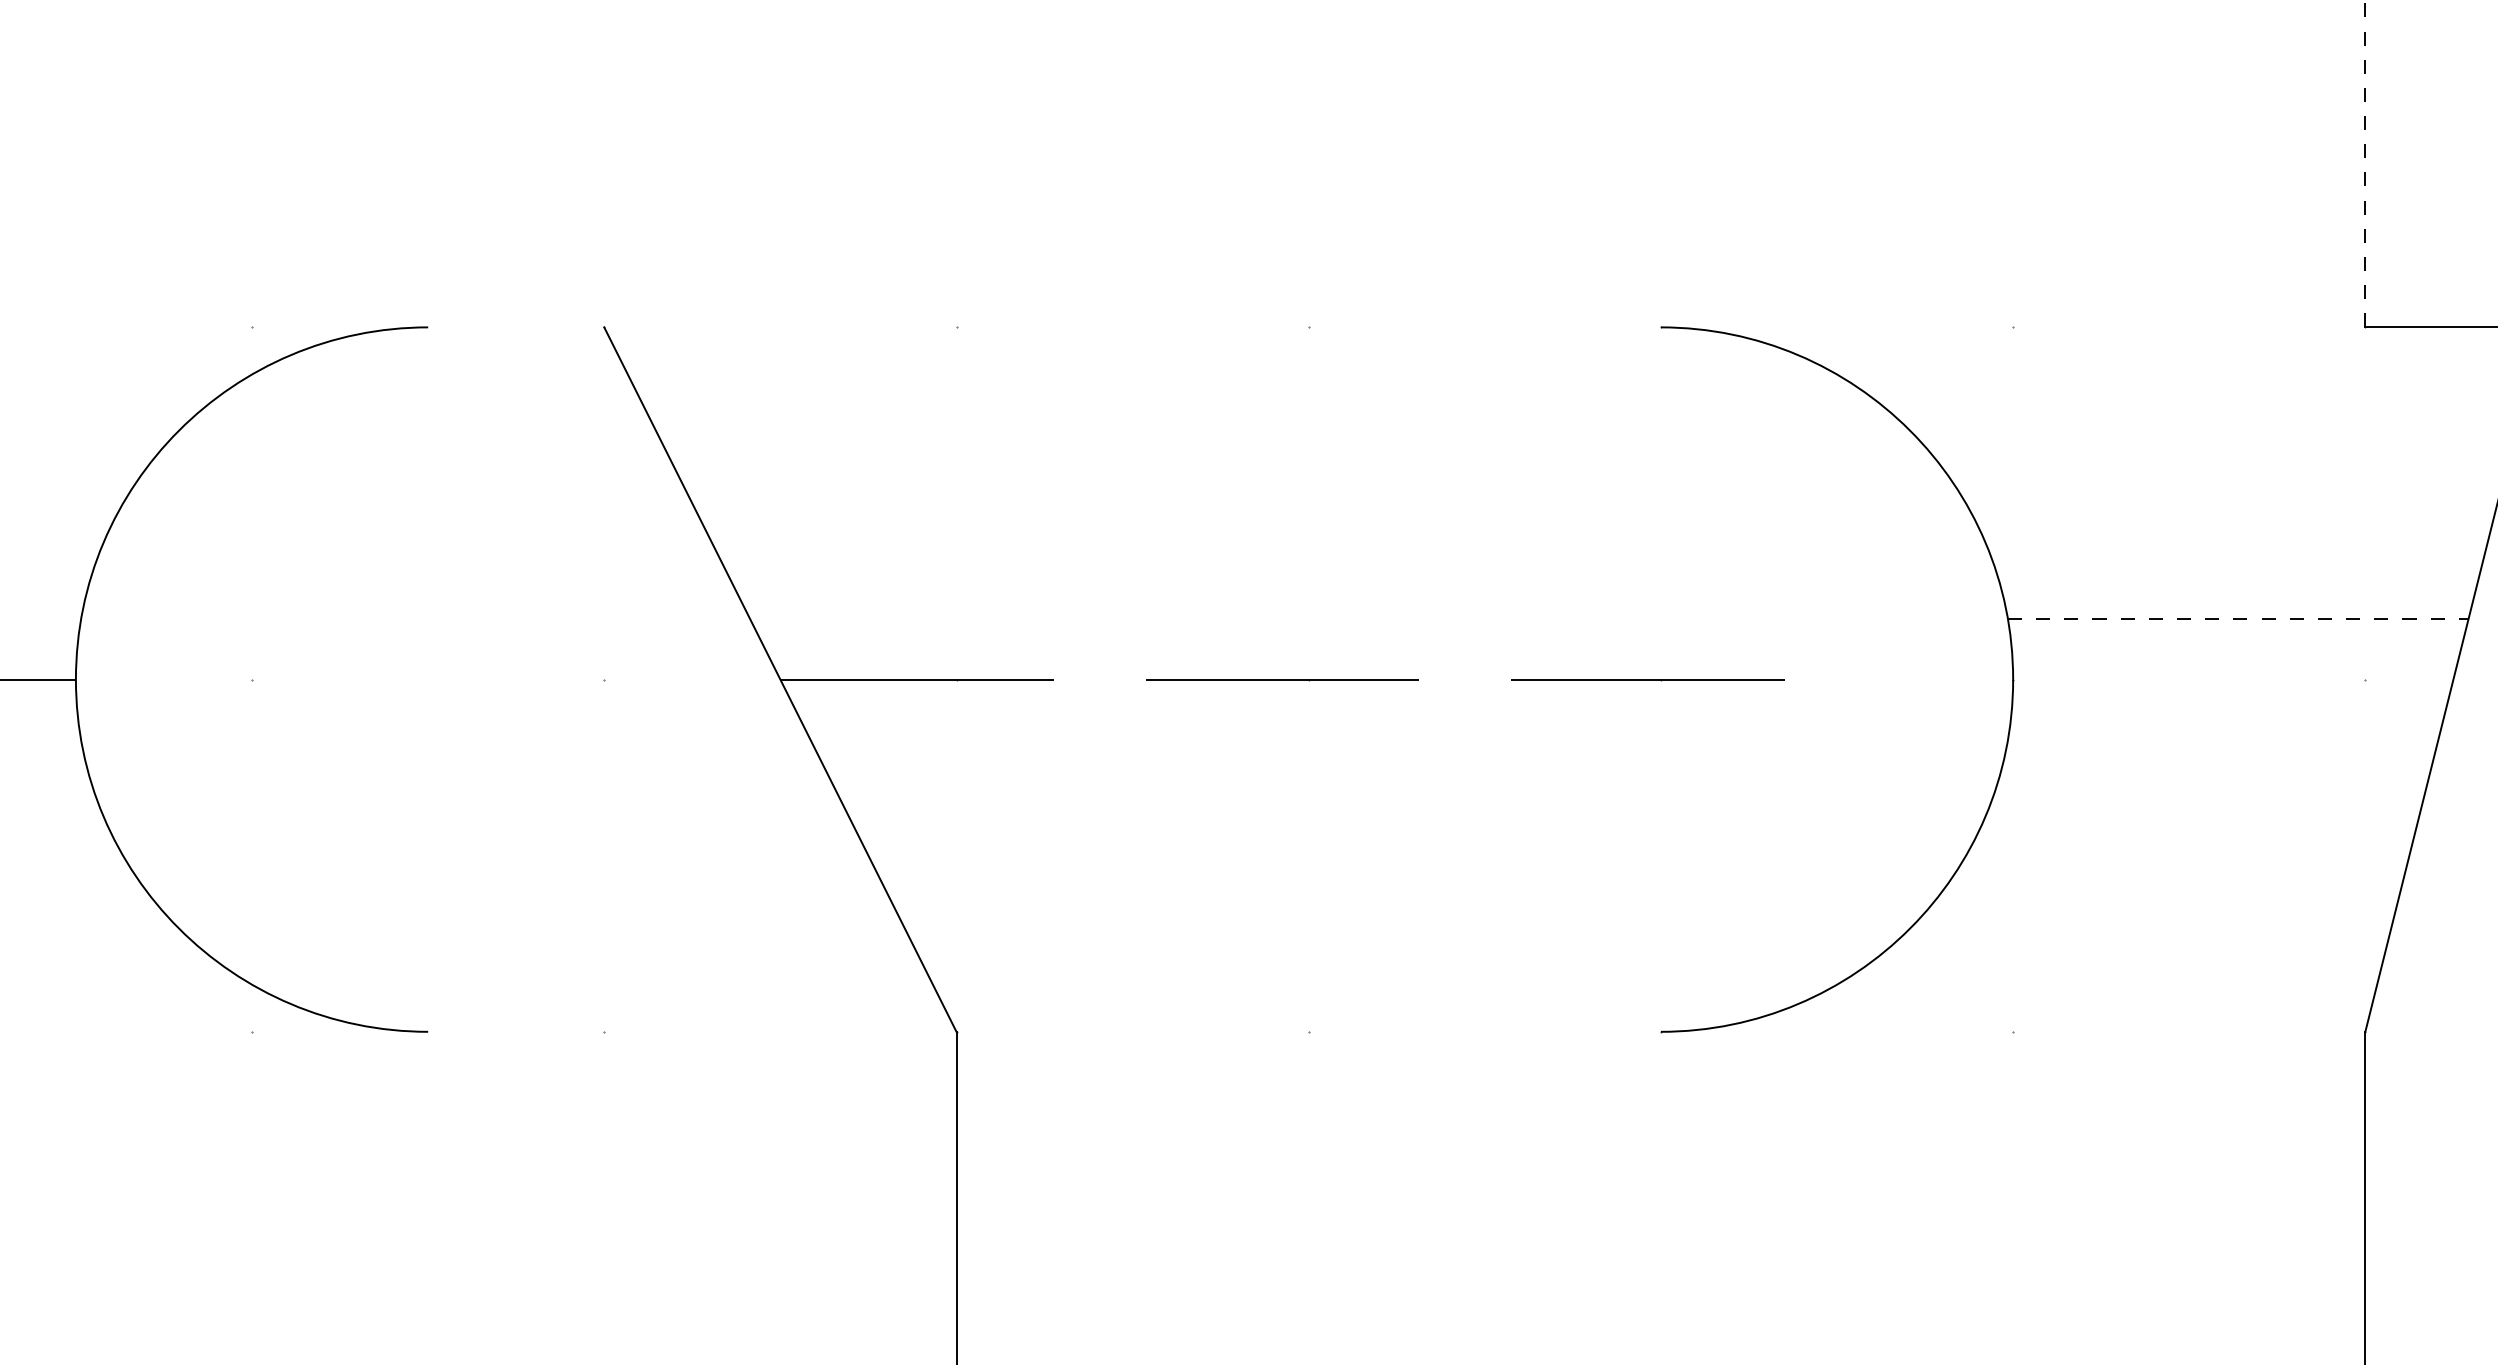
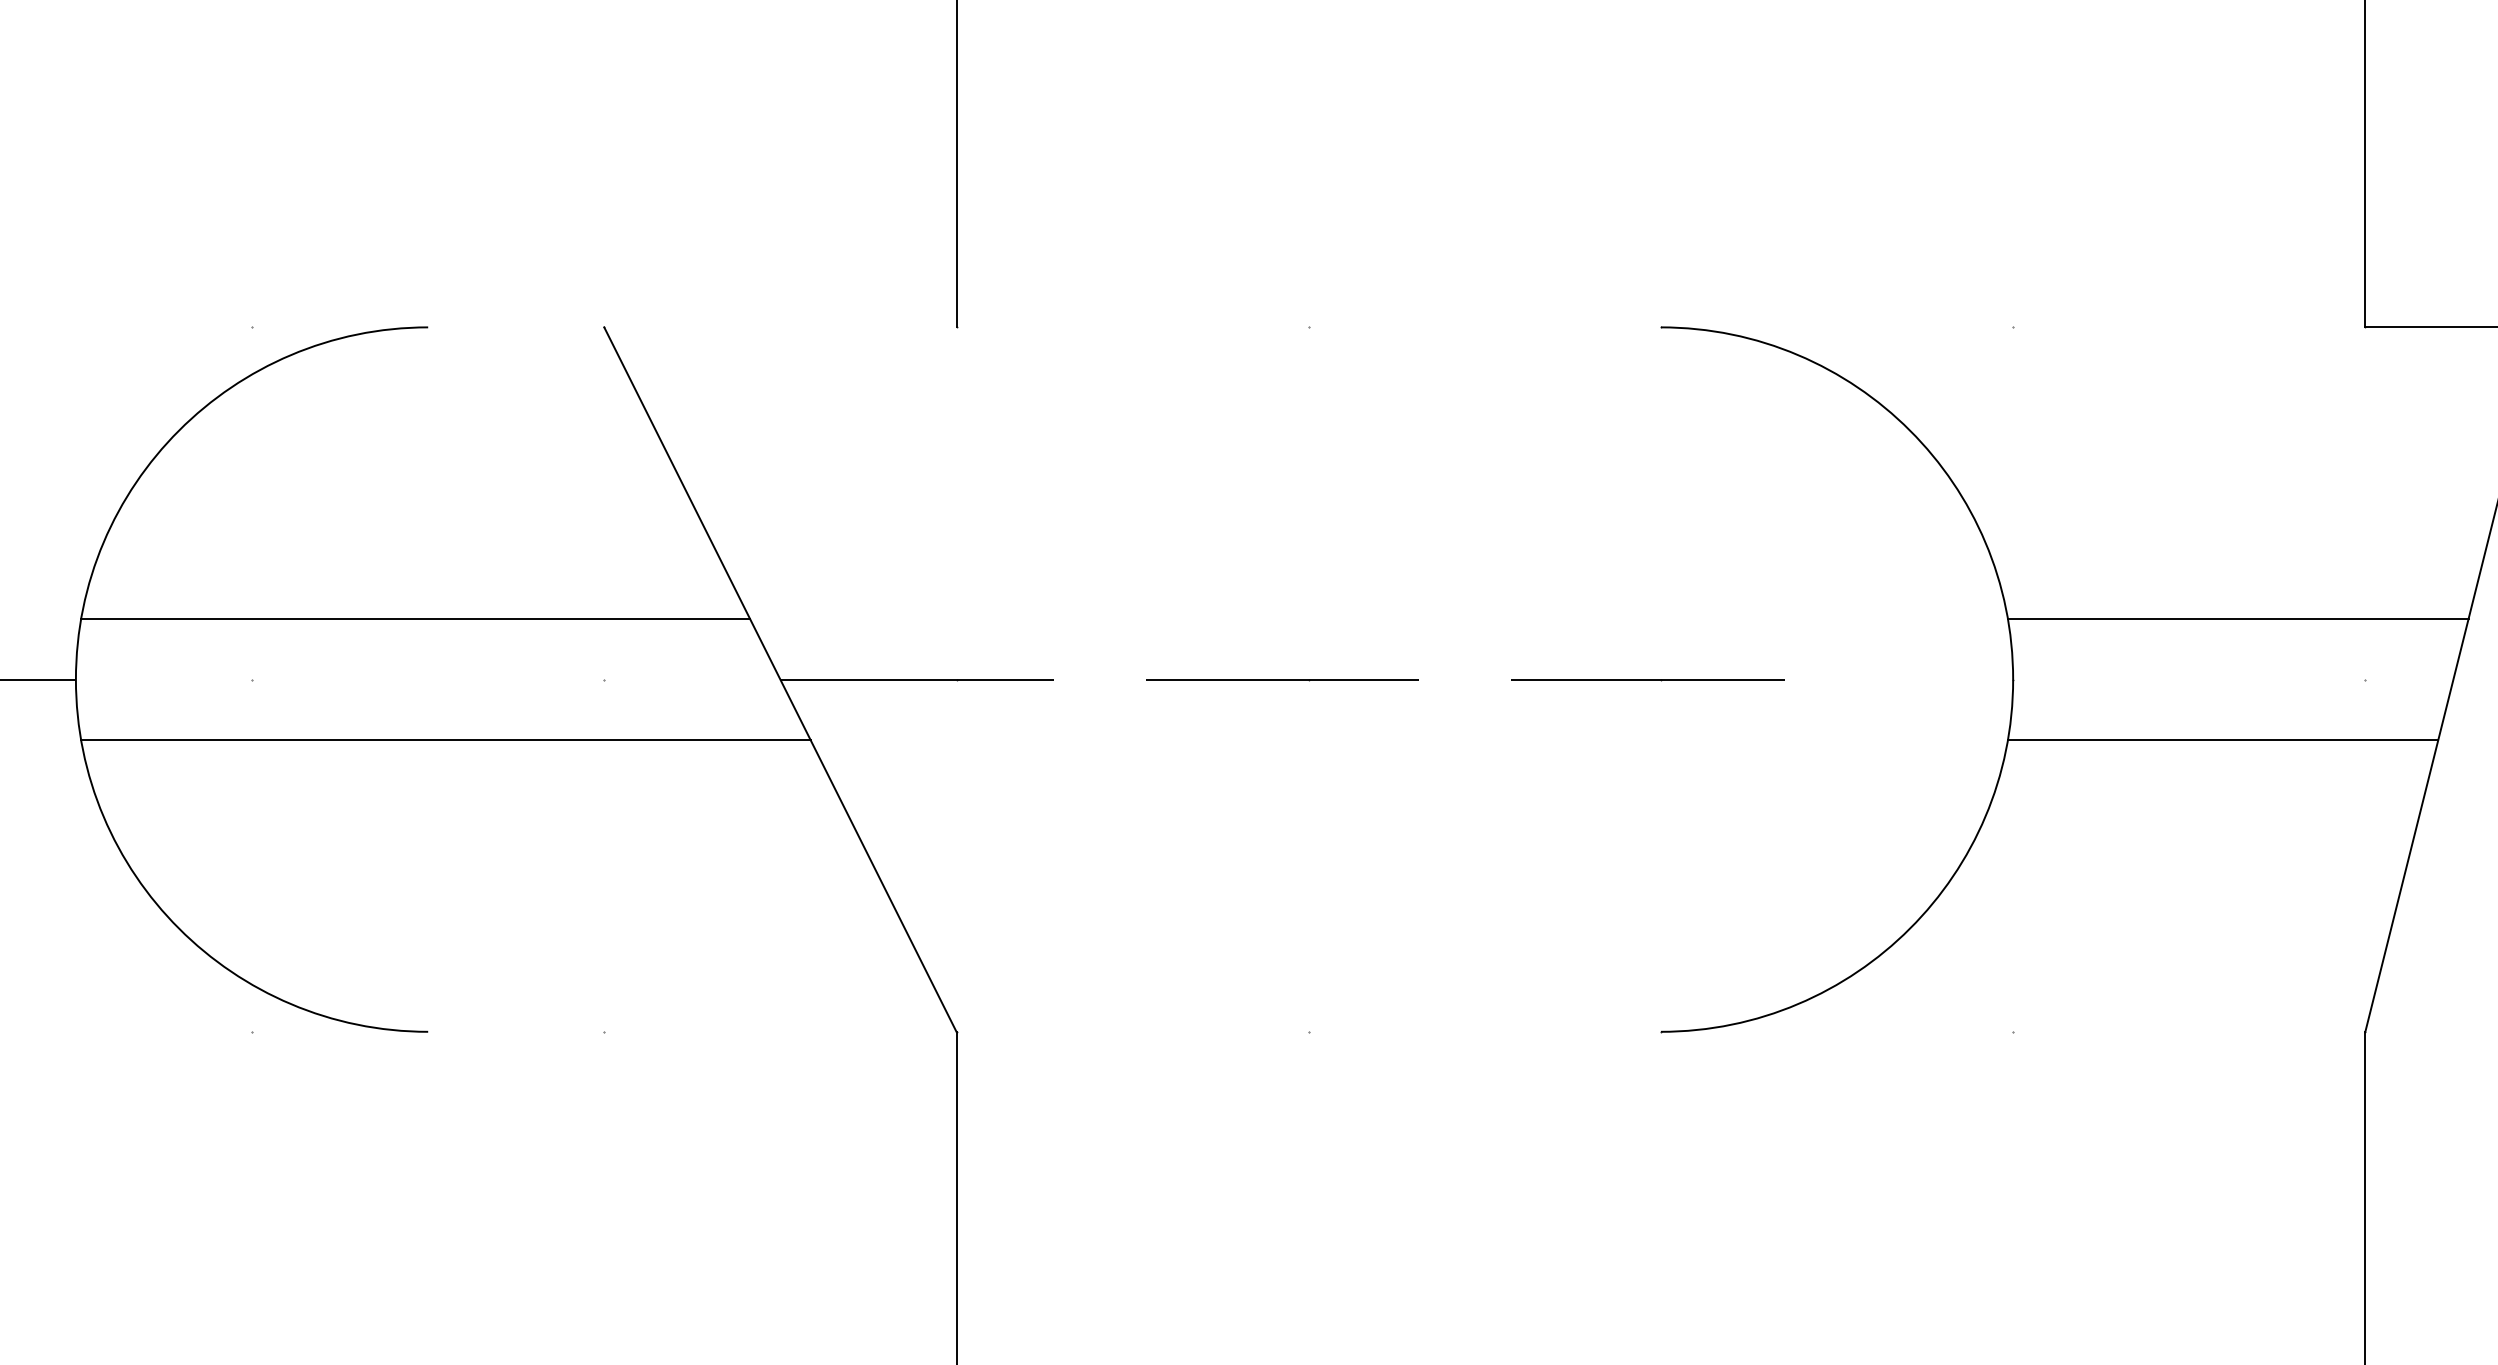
line: dashed -> solid (2365, 163)
line: none -> present (956, 164)
line: none -> present (415, 619)
line: dashed -> solid (2238, 619)
line: none -> present (445, 739)
line: none -> present (2222, 739)
